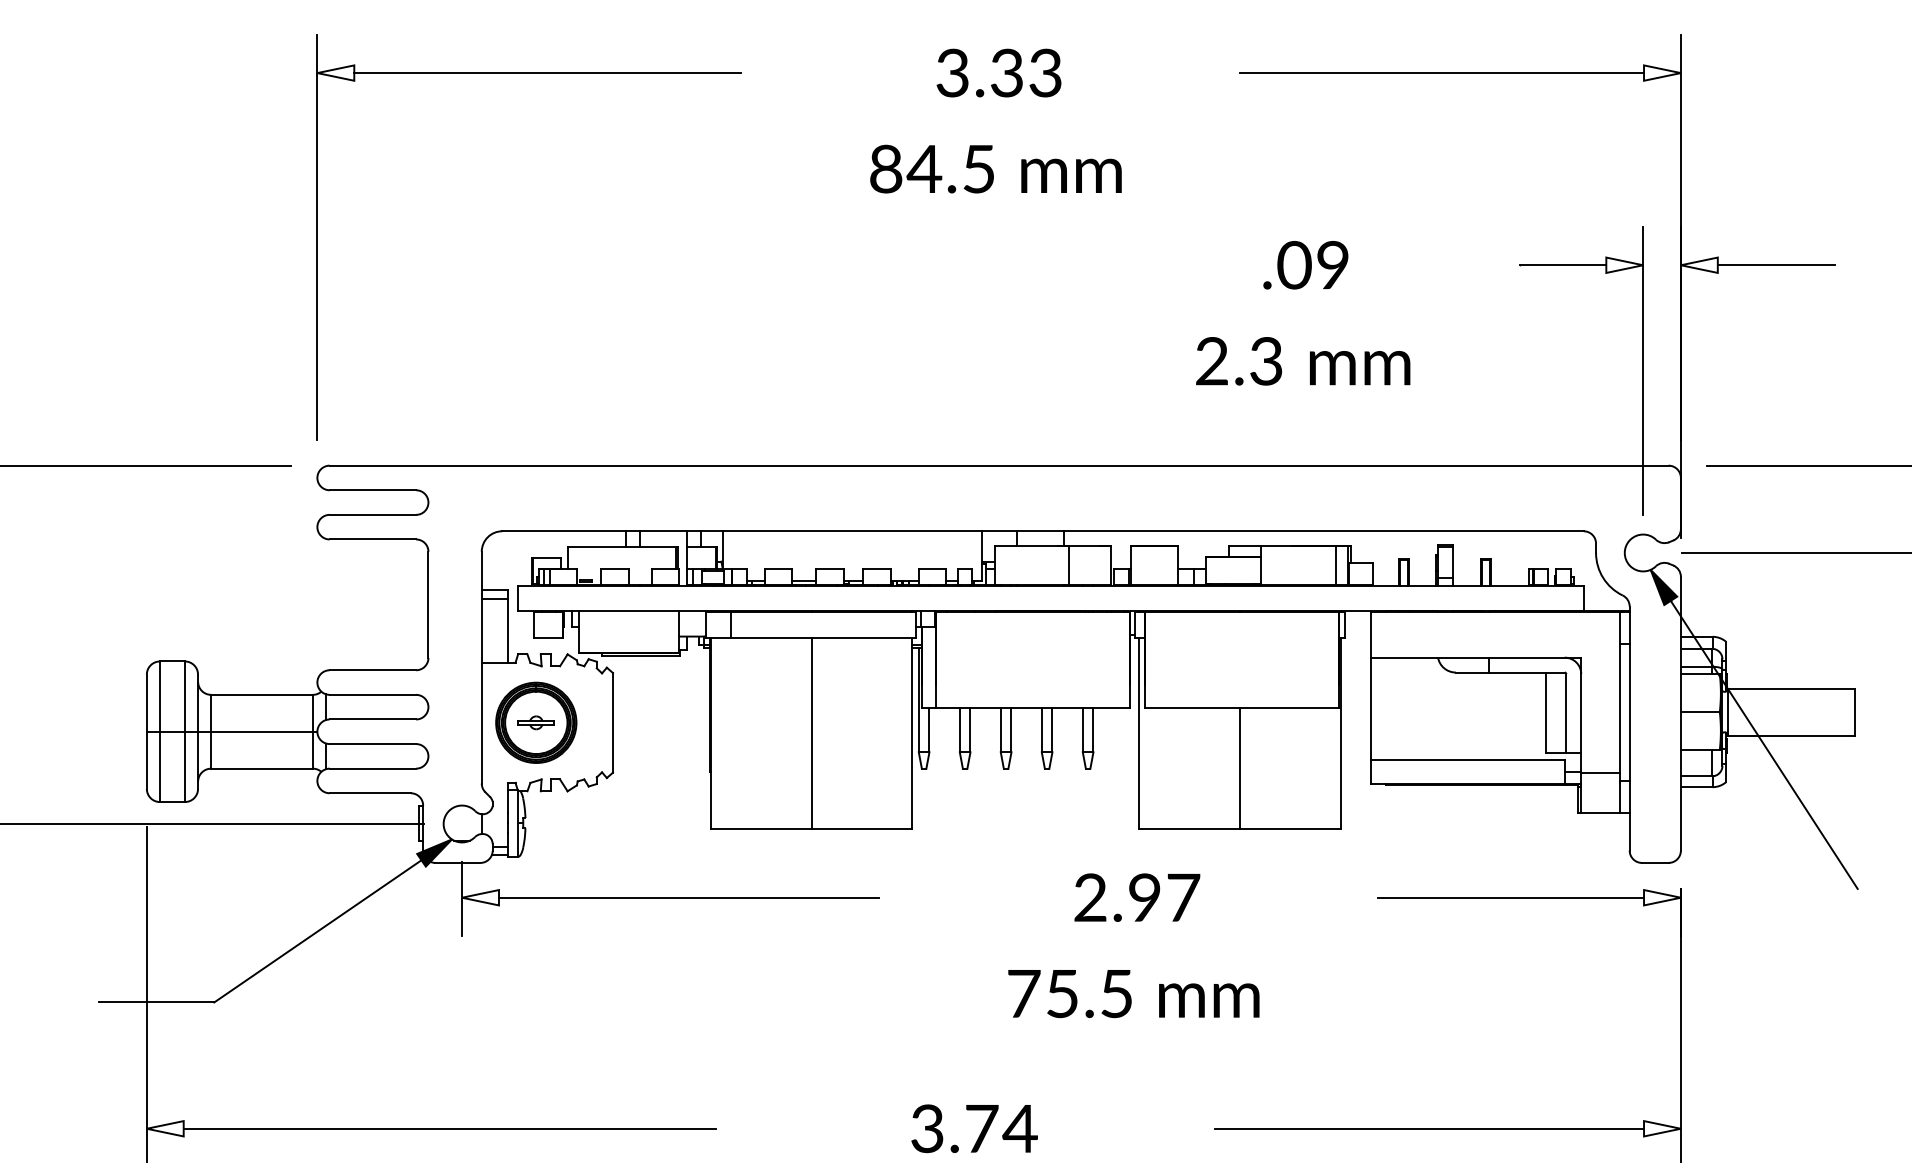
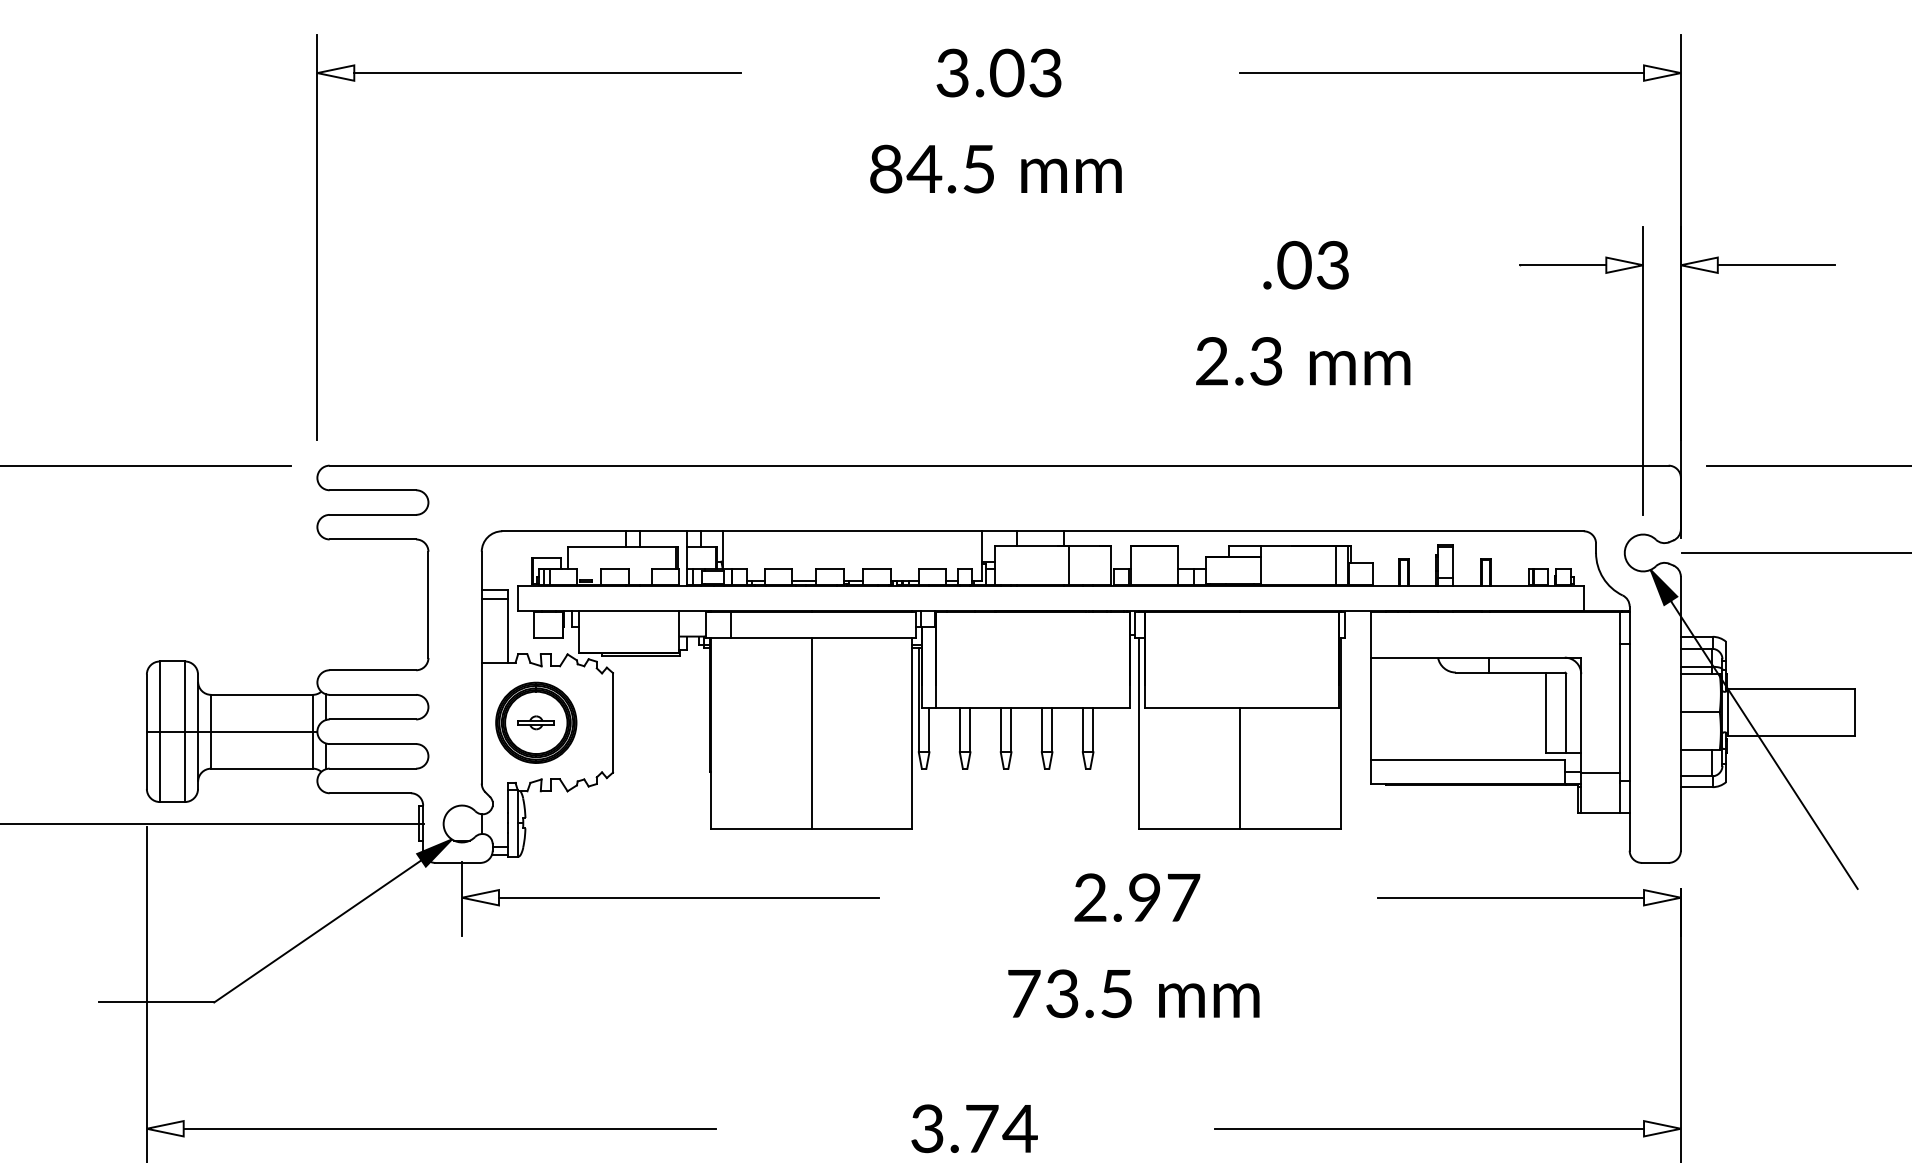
text: 3.33 -> 3.03 (1007, 73)
text: .09 -> .03 (1332, 265)
text: 75.5 -> 73.5 (1062, 993)
